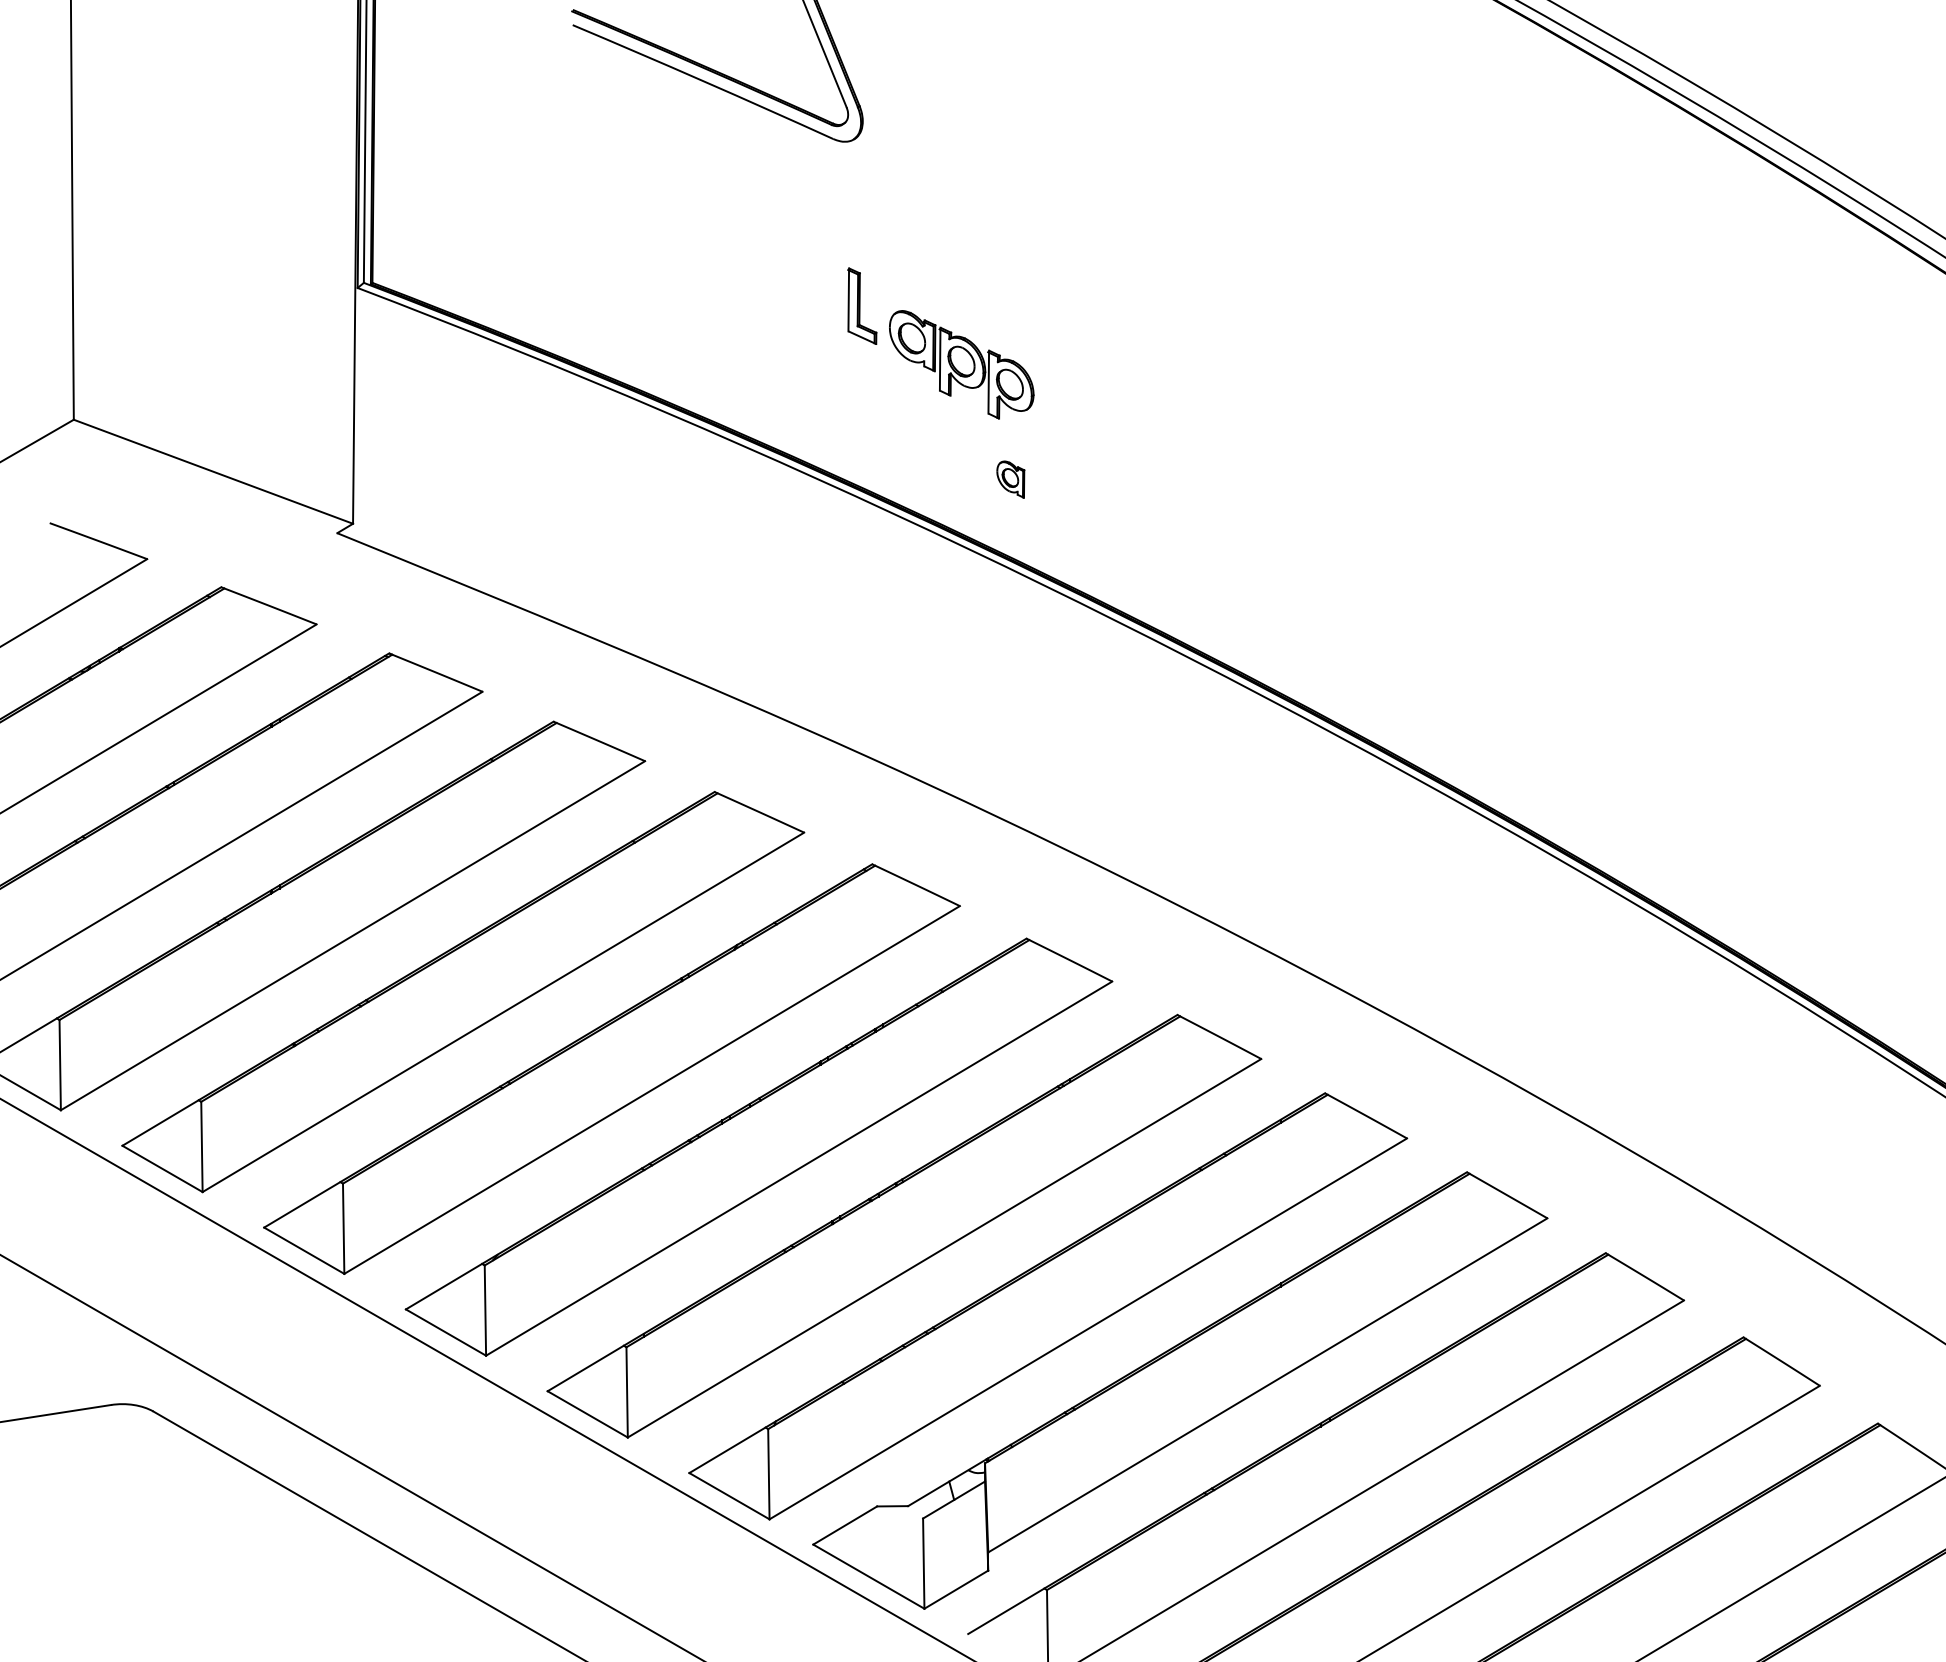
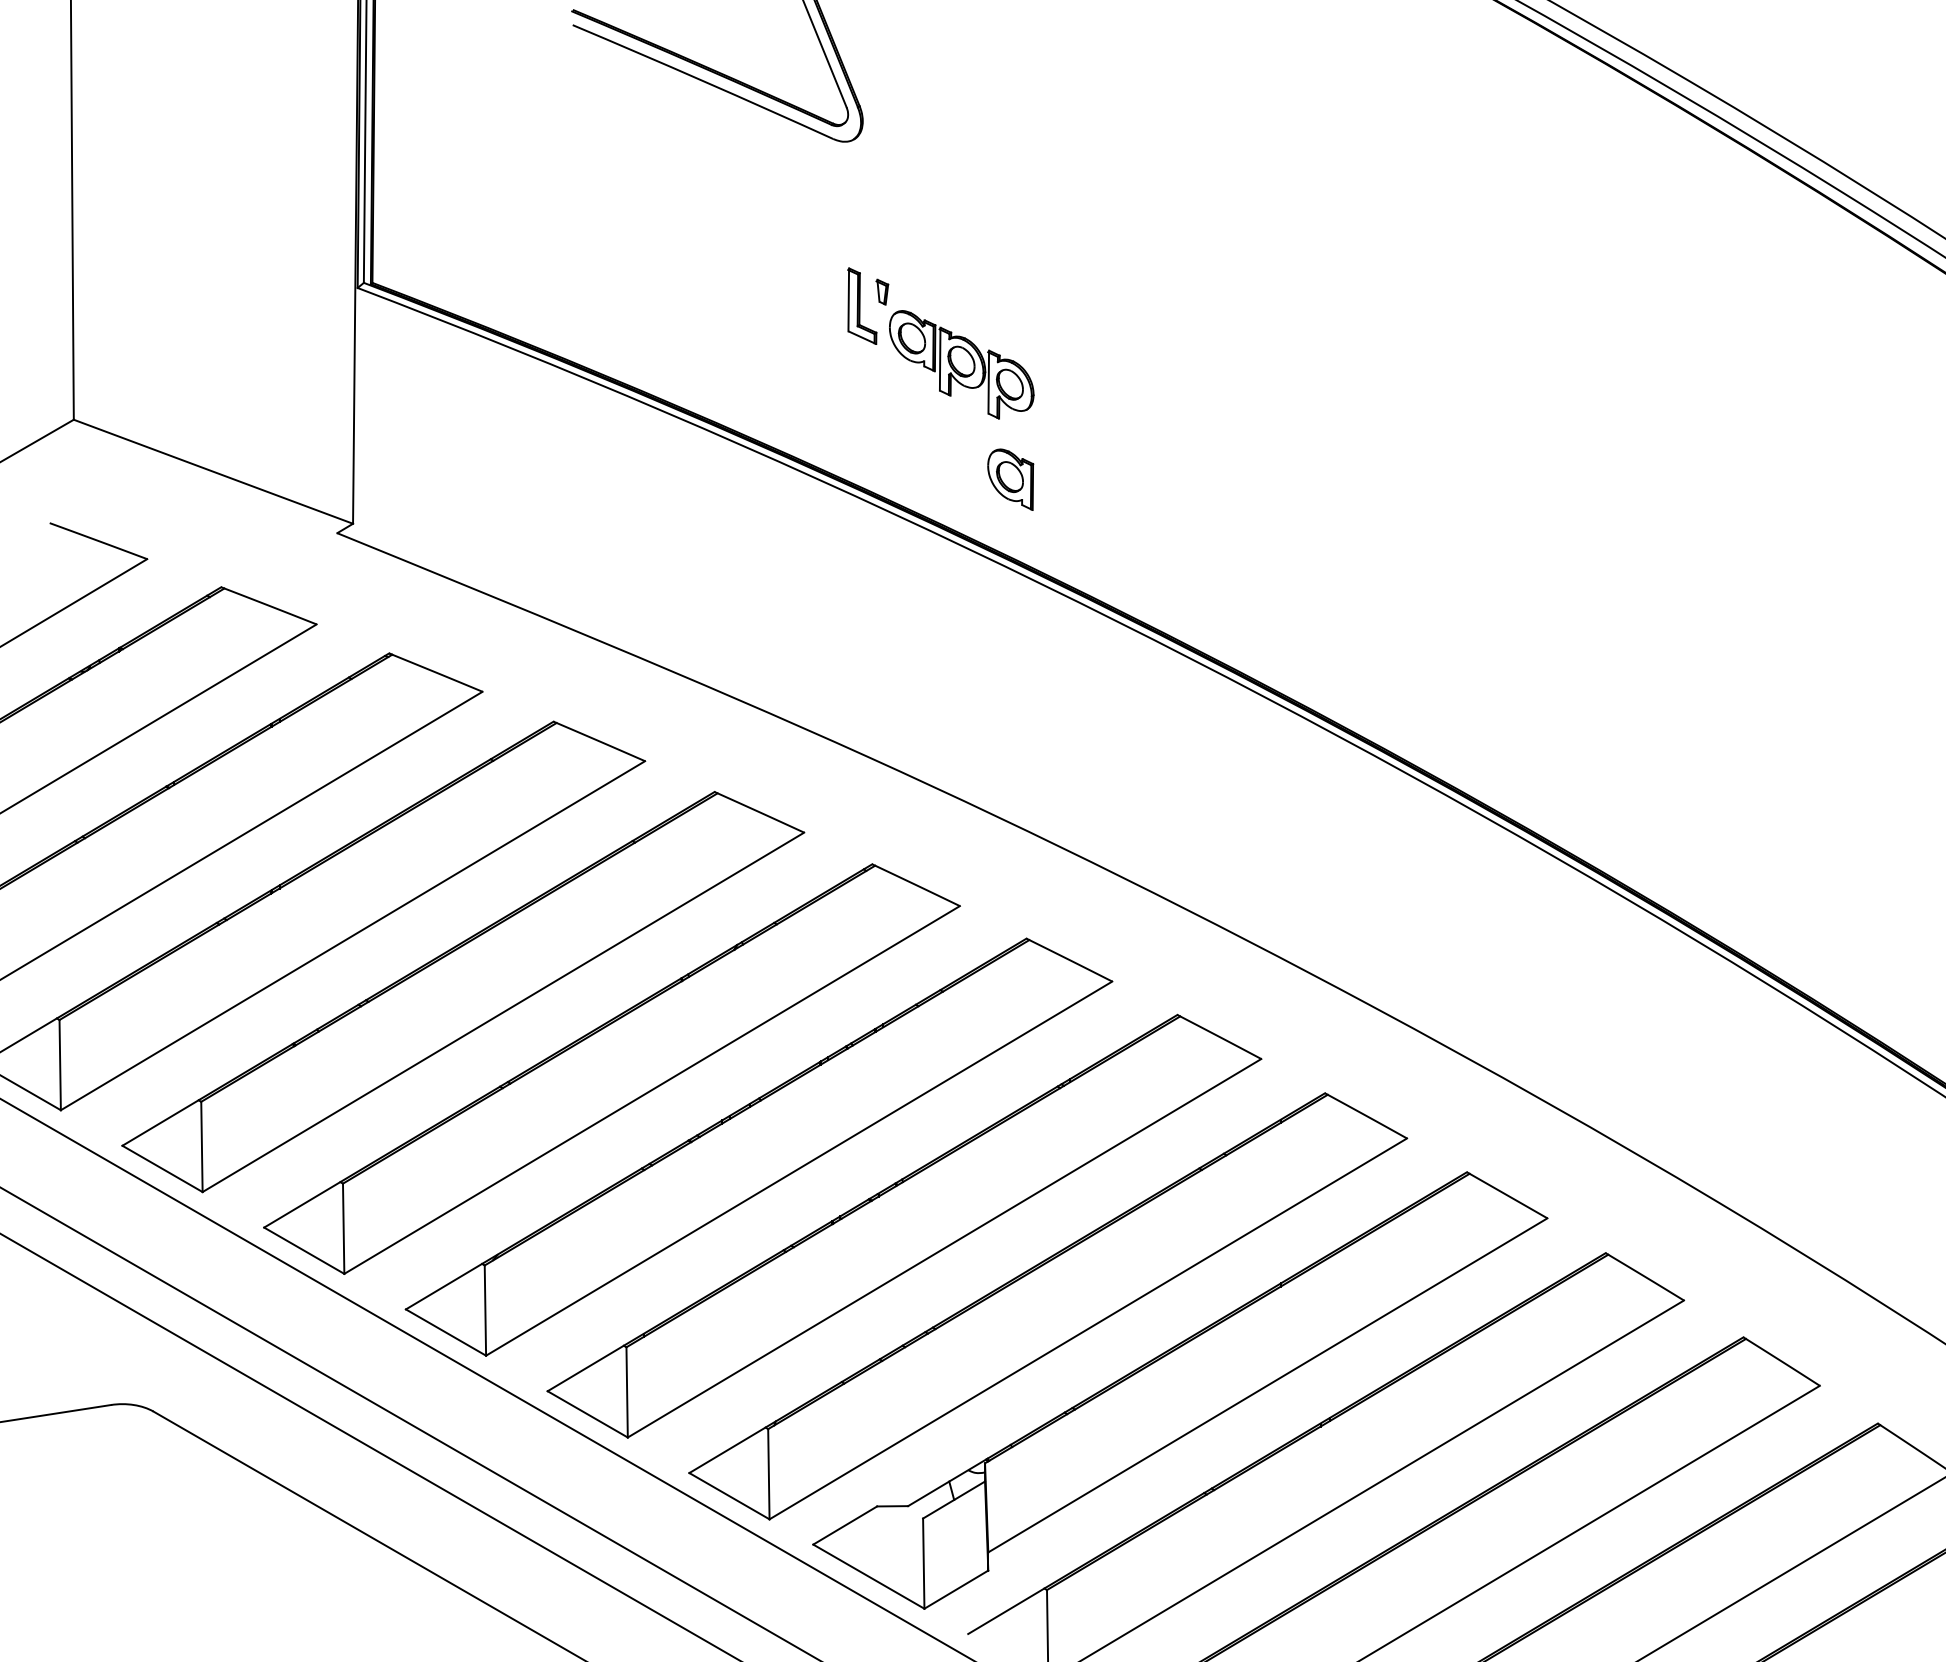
part: none -> present (882, 291)
part size: 30x39 px -> 48x63 px (1010, 479)
line: none -> present (409, 1423)
line position: (351, 1457) -> (369, 1446) (369, 1446)
